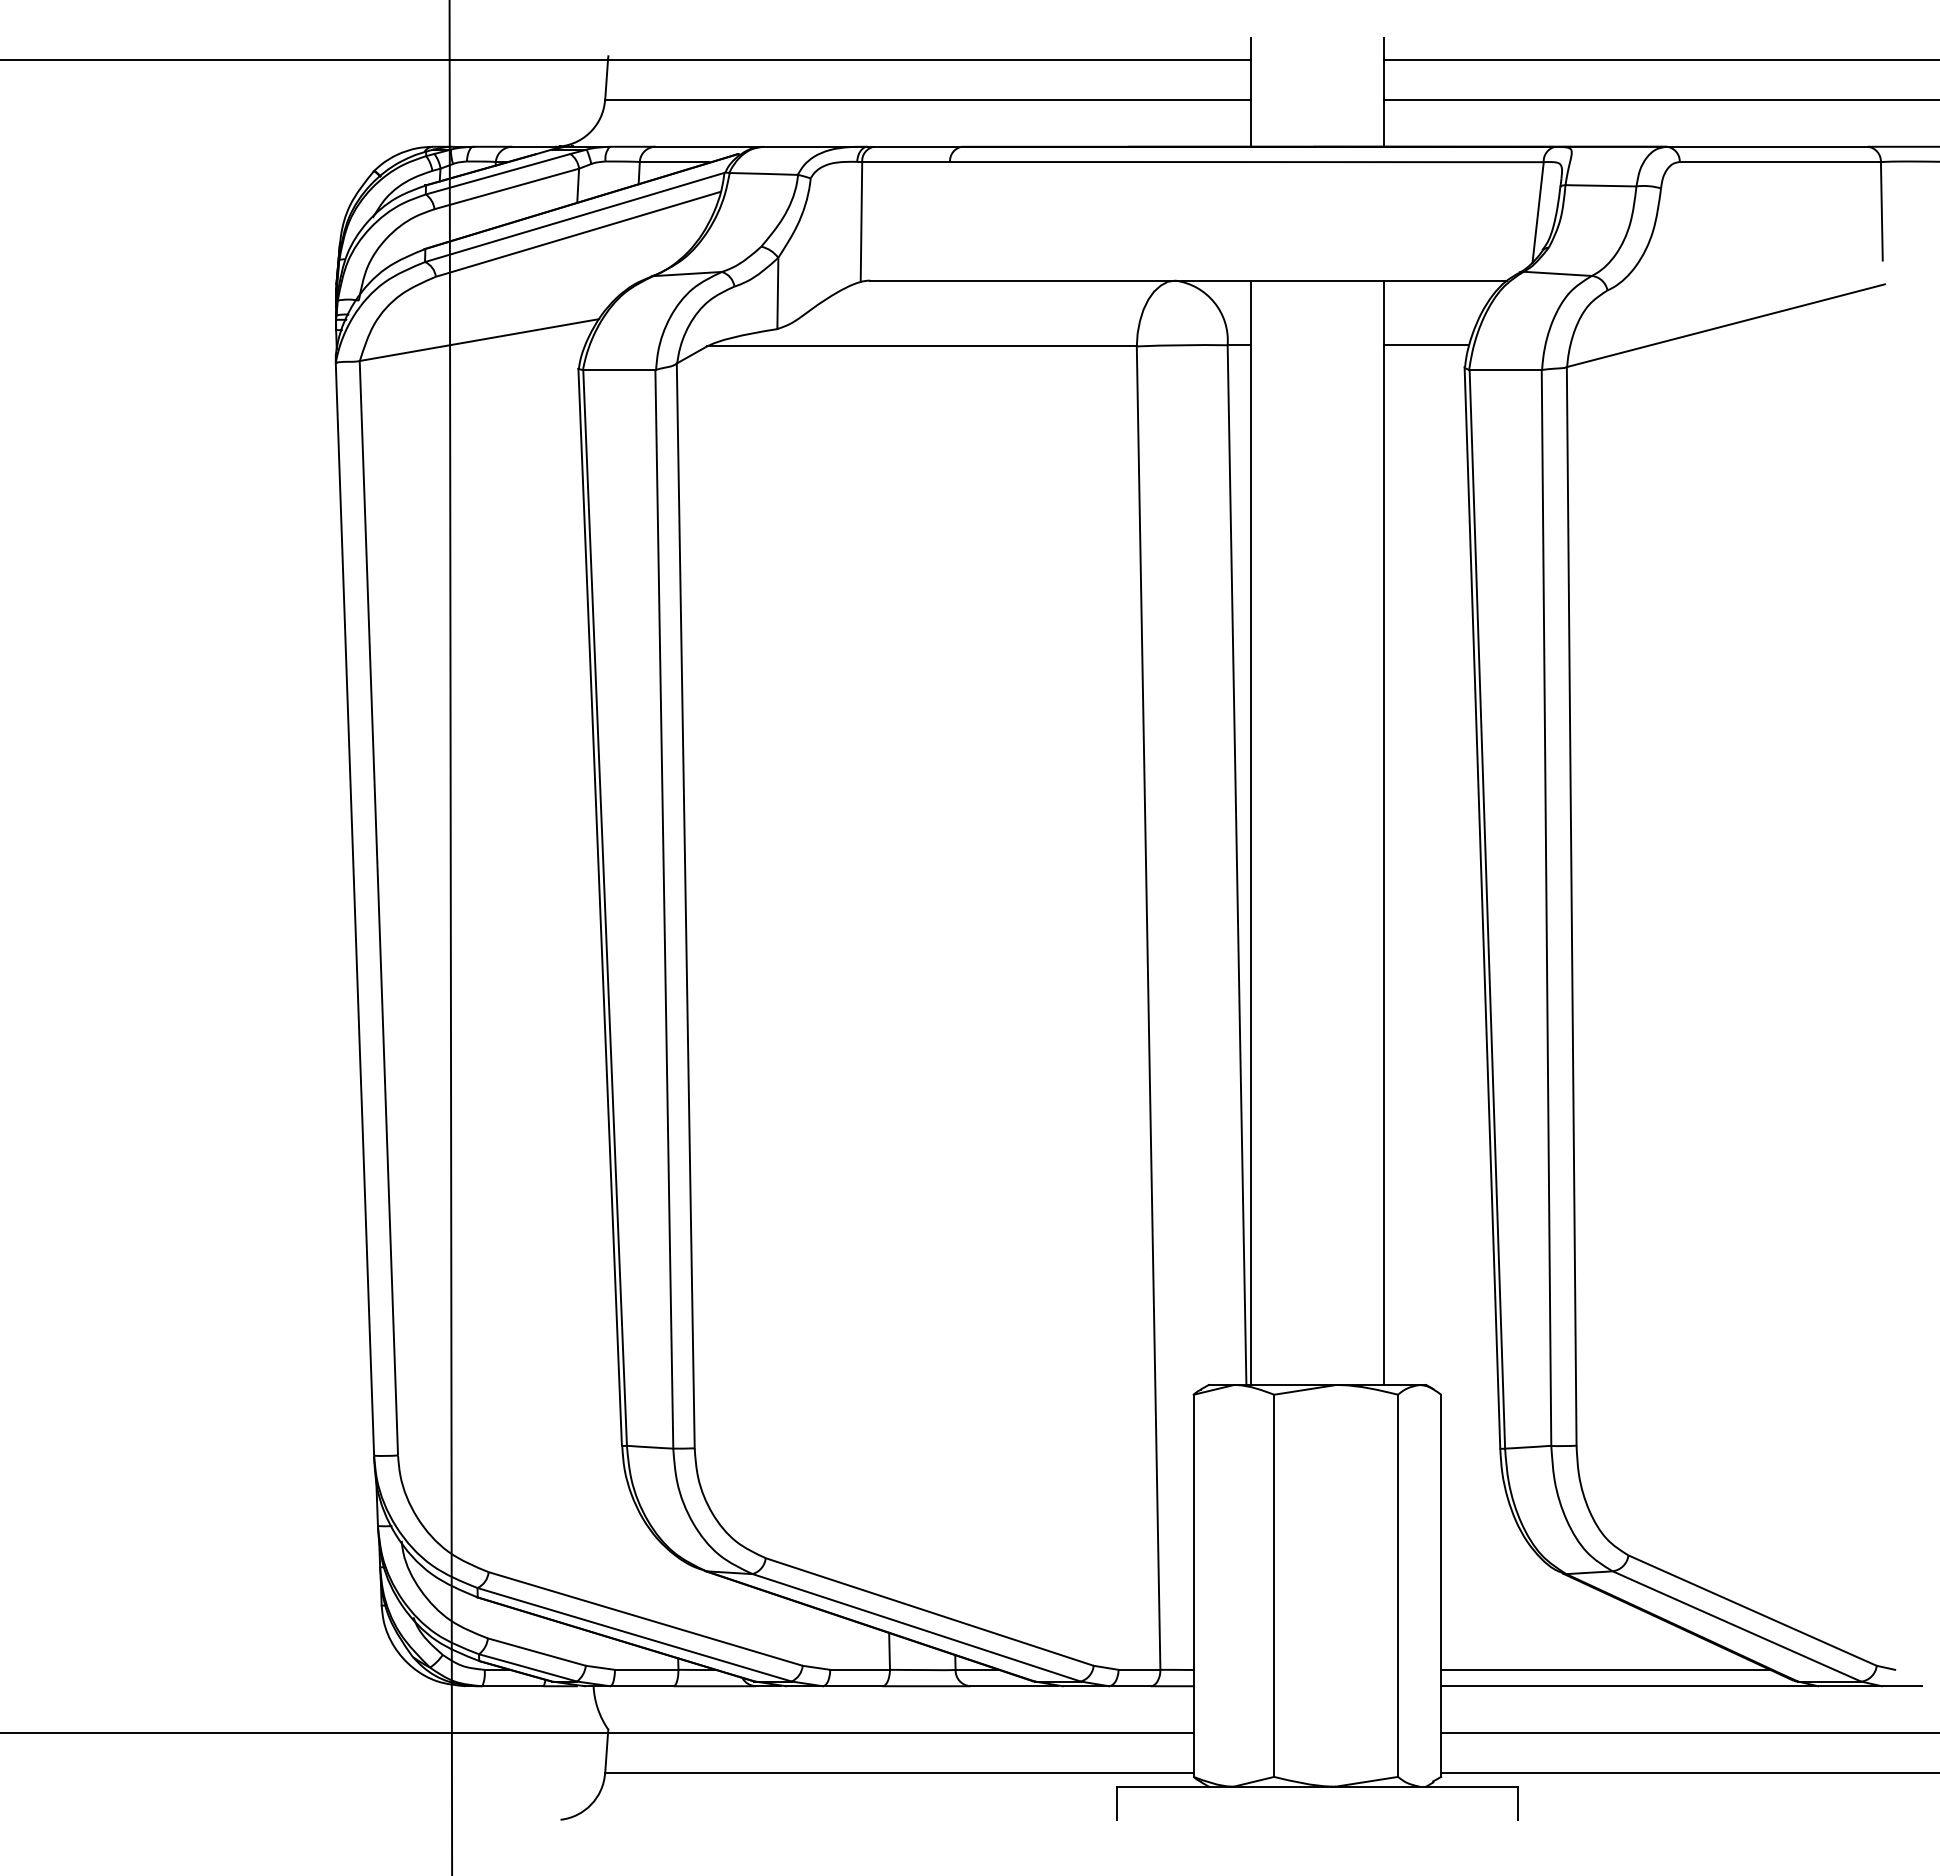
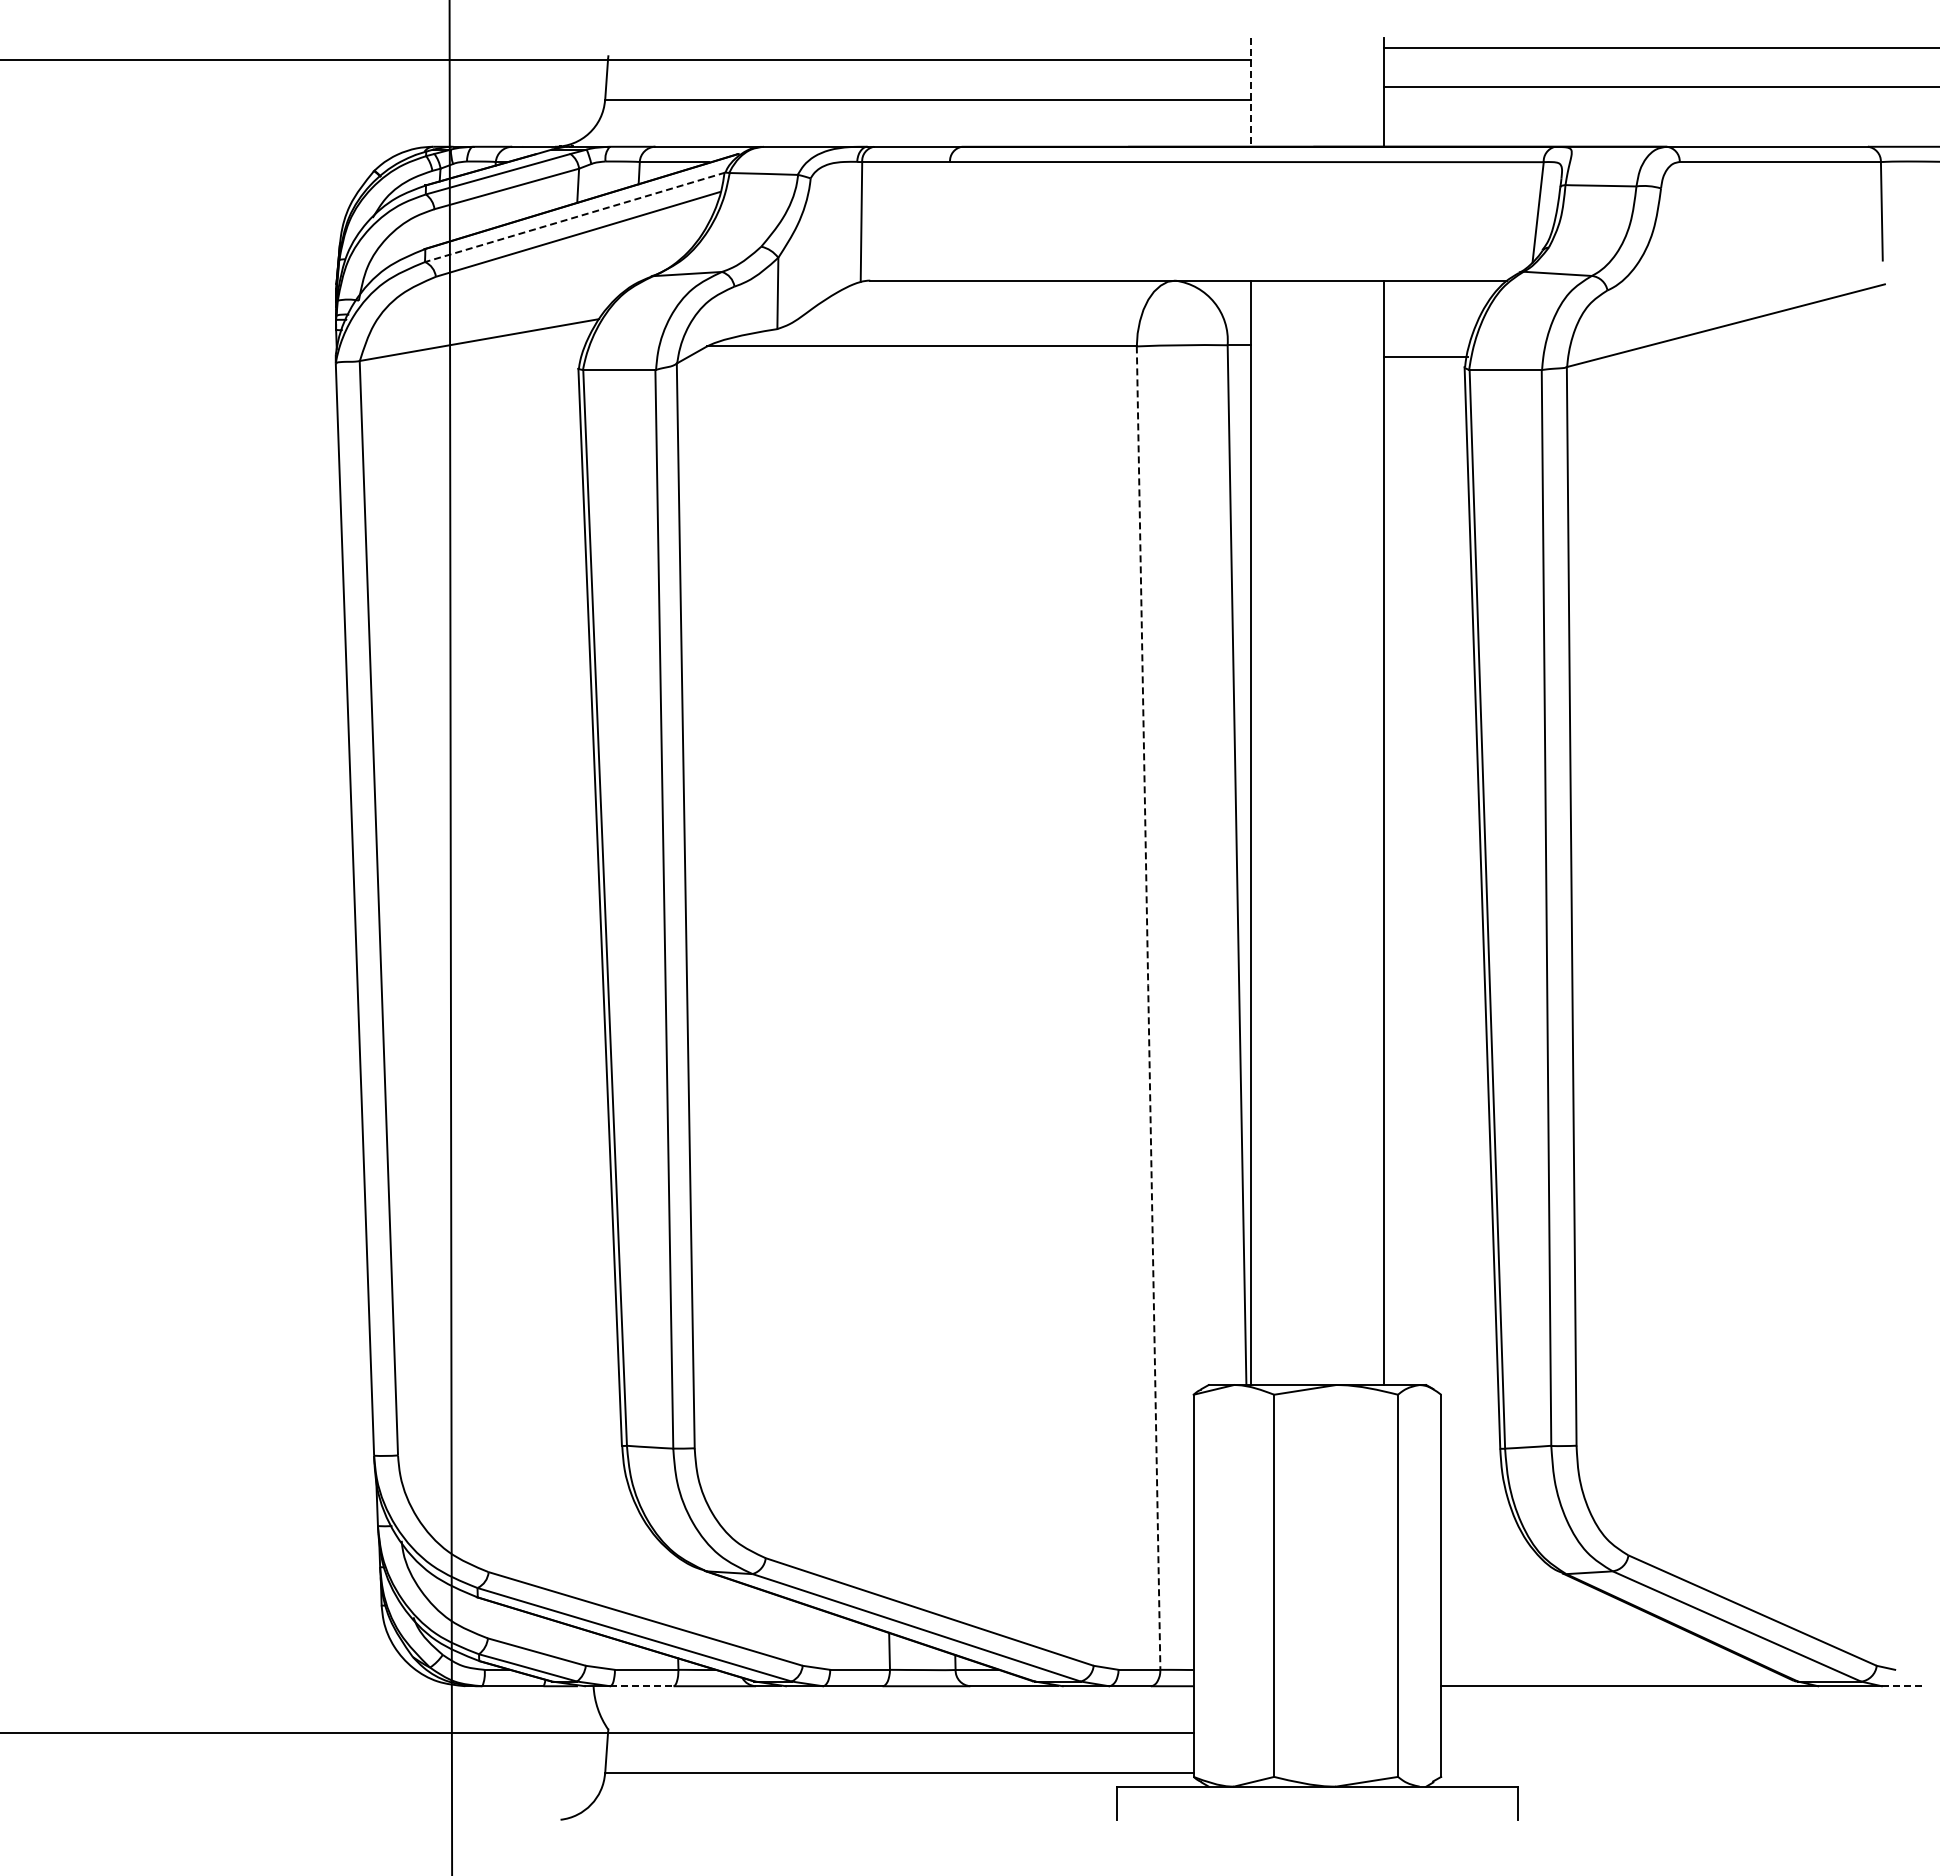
line position: (1660, 59) -> (1660, 47) (1660, 47)
line: solid -> dashed (1250, 92)
line position: (1660, 100) -> (1660, 87) (1660, 87)
line: solid -> dashed (575, 217)
line position: (1425, 345) -> (1425, 357) (1425, 357)
line: solid -> dashed (1148, 1007)
line: present -> none (1605, 1670)
line: solid -> dashed (641, 1686)
line: solid -> dashed (1902, 1686)
line: present -> none (1688, 1732)
line: present -> none (1688, 1773)
